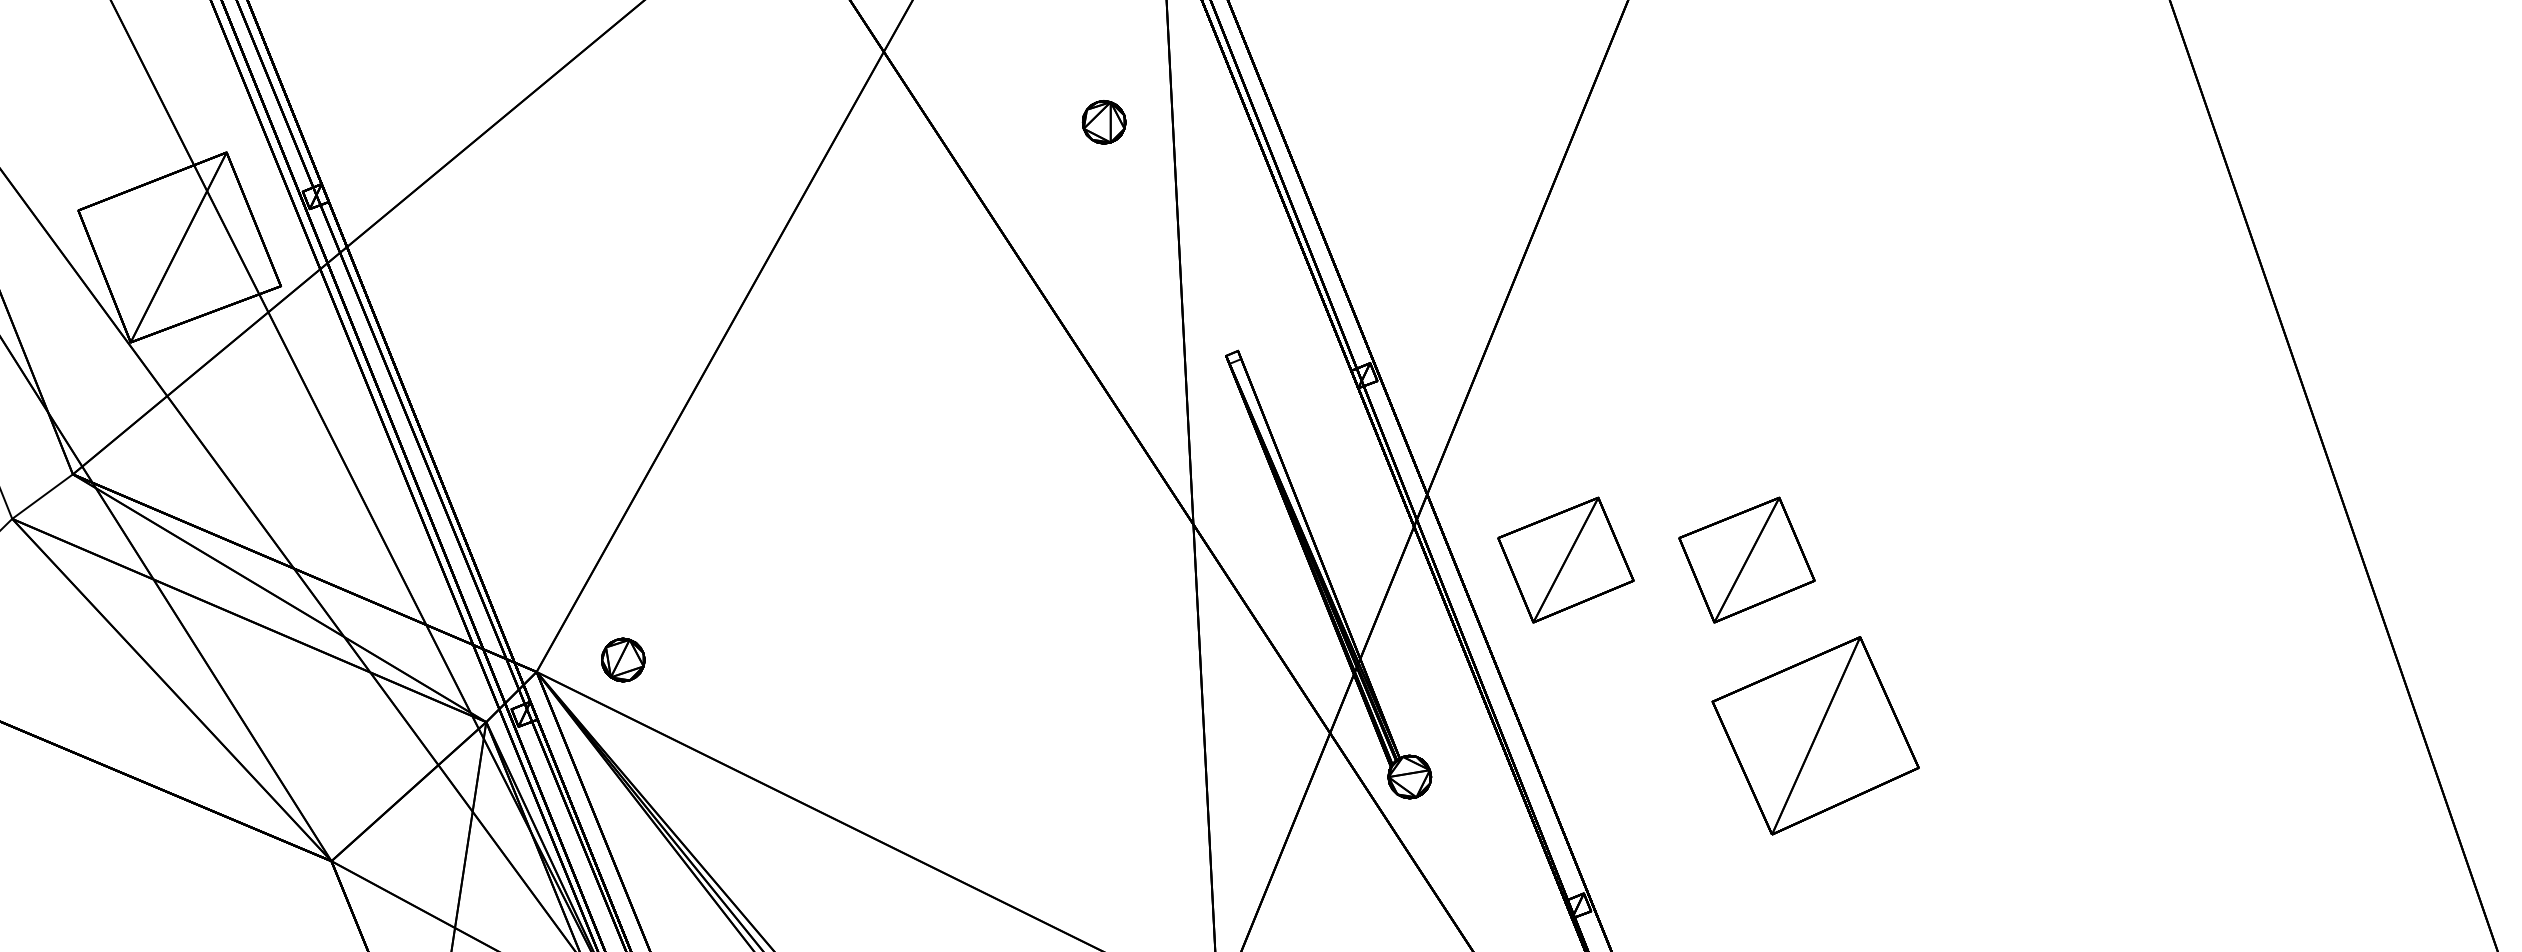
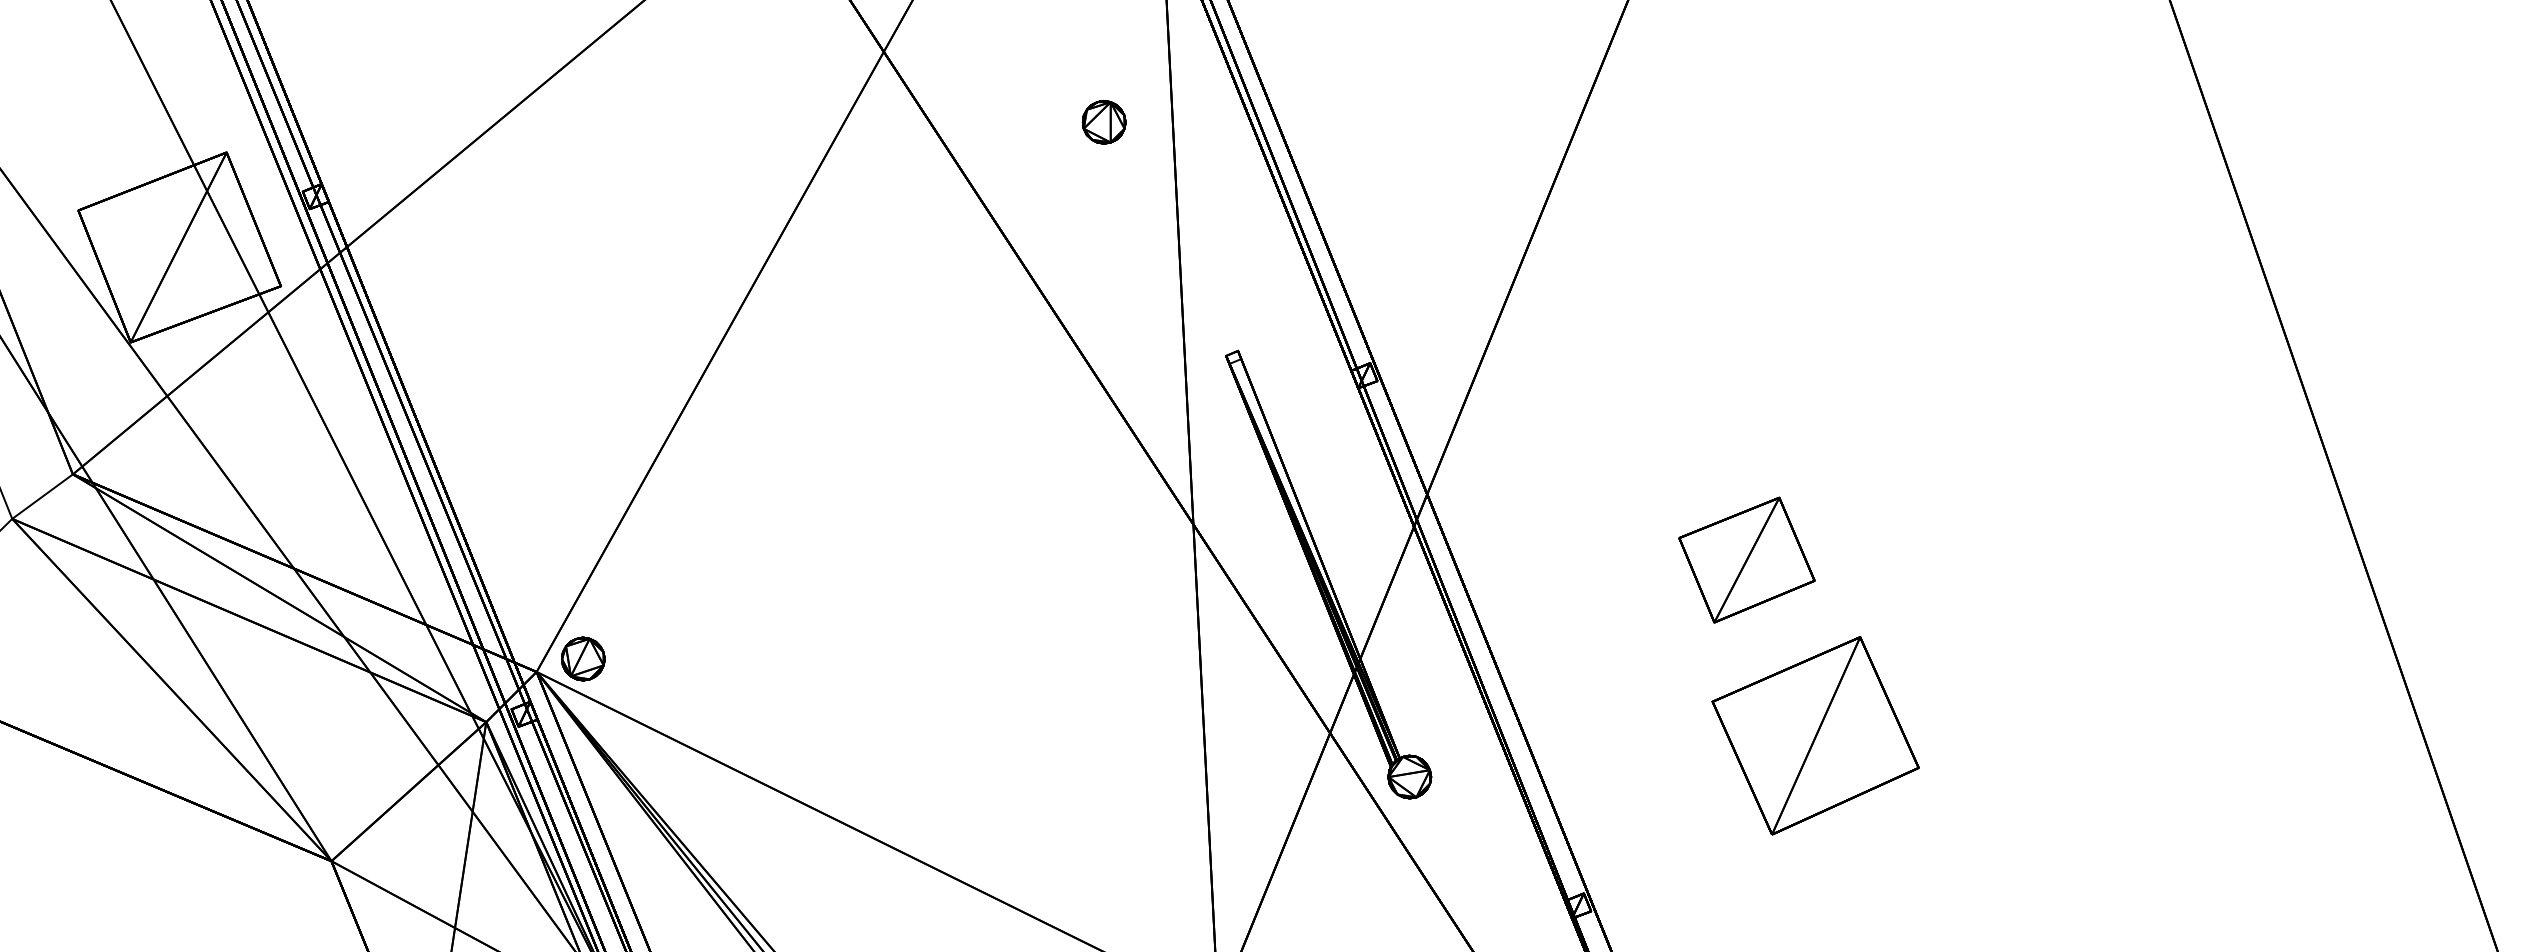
part: present -> none (1565, 559)
part position: (623, 659) -> (583, 658) (583, 658)
